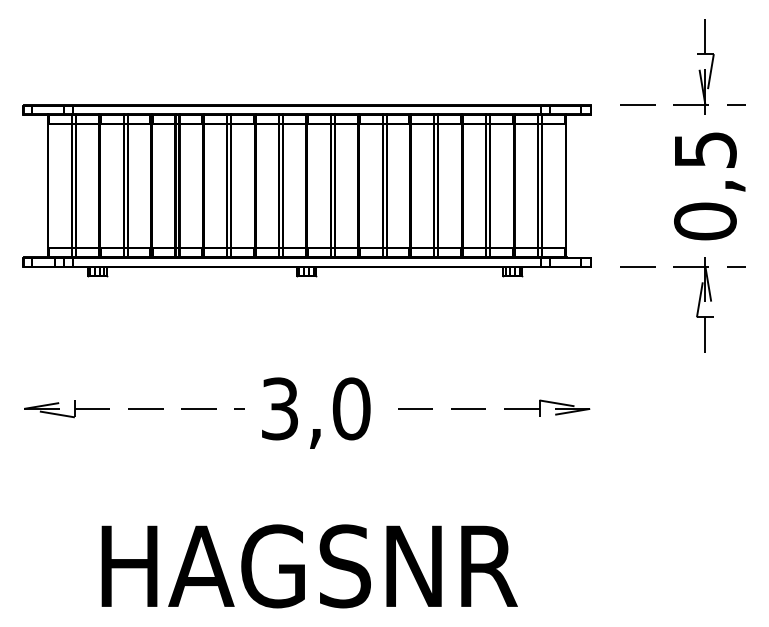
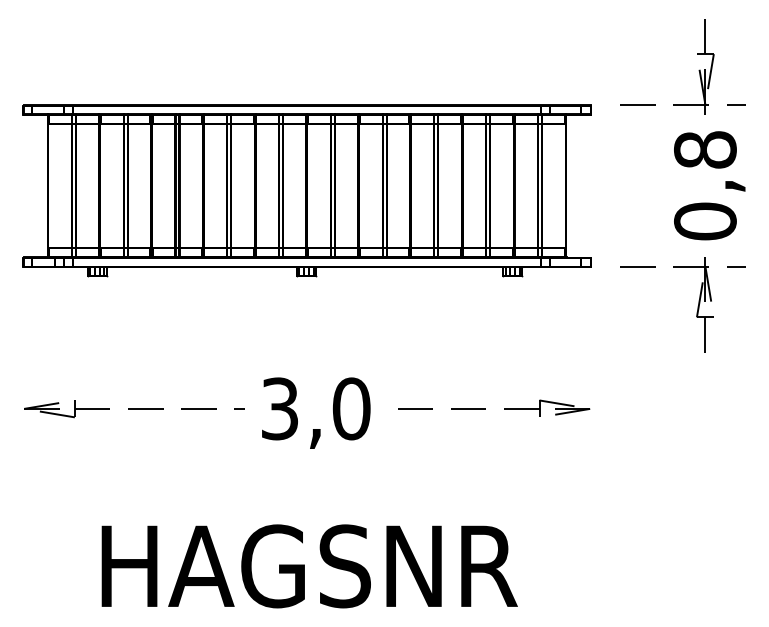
text: 0,5 -> 0,8 (705, 149)
